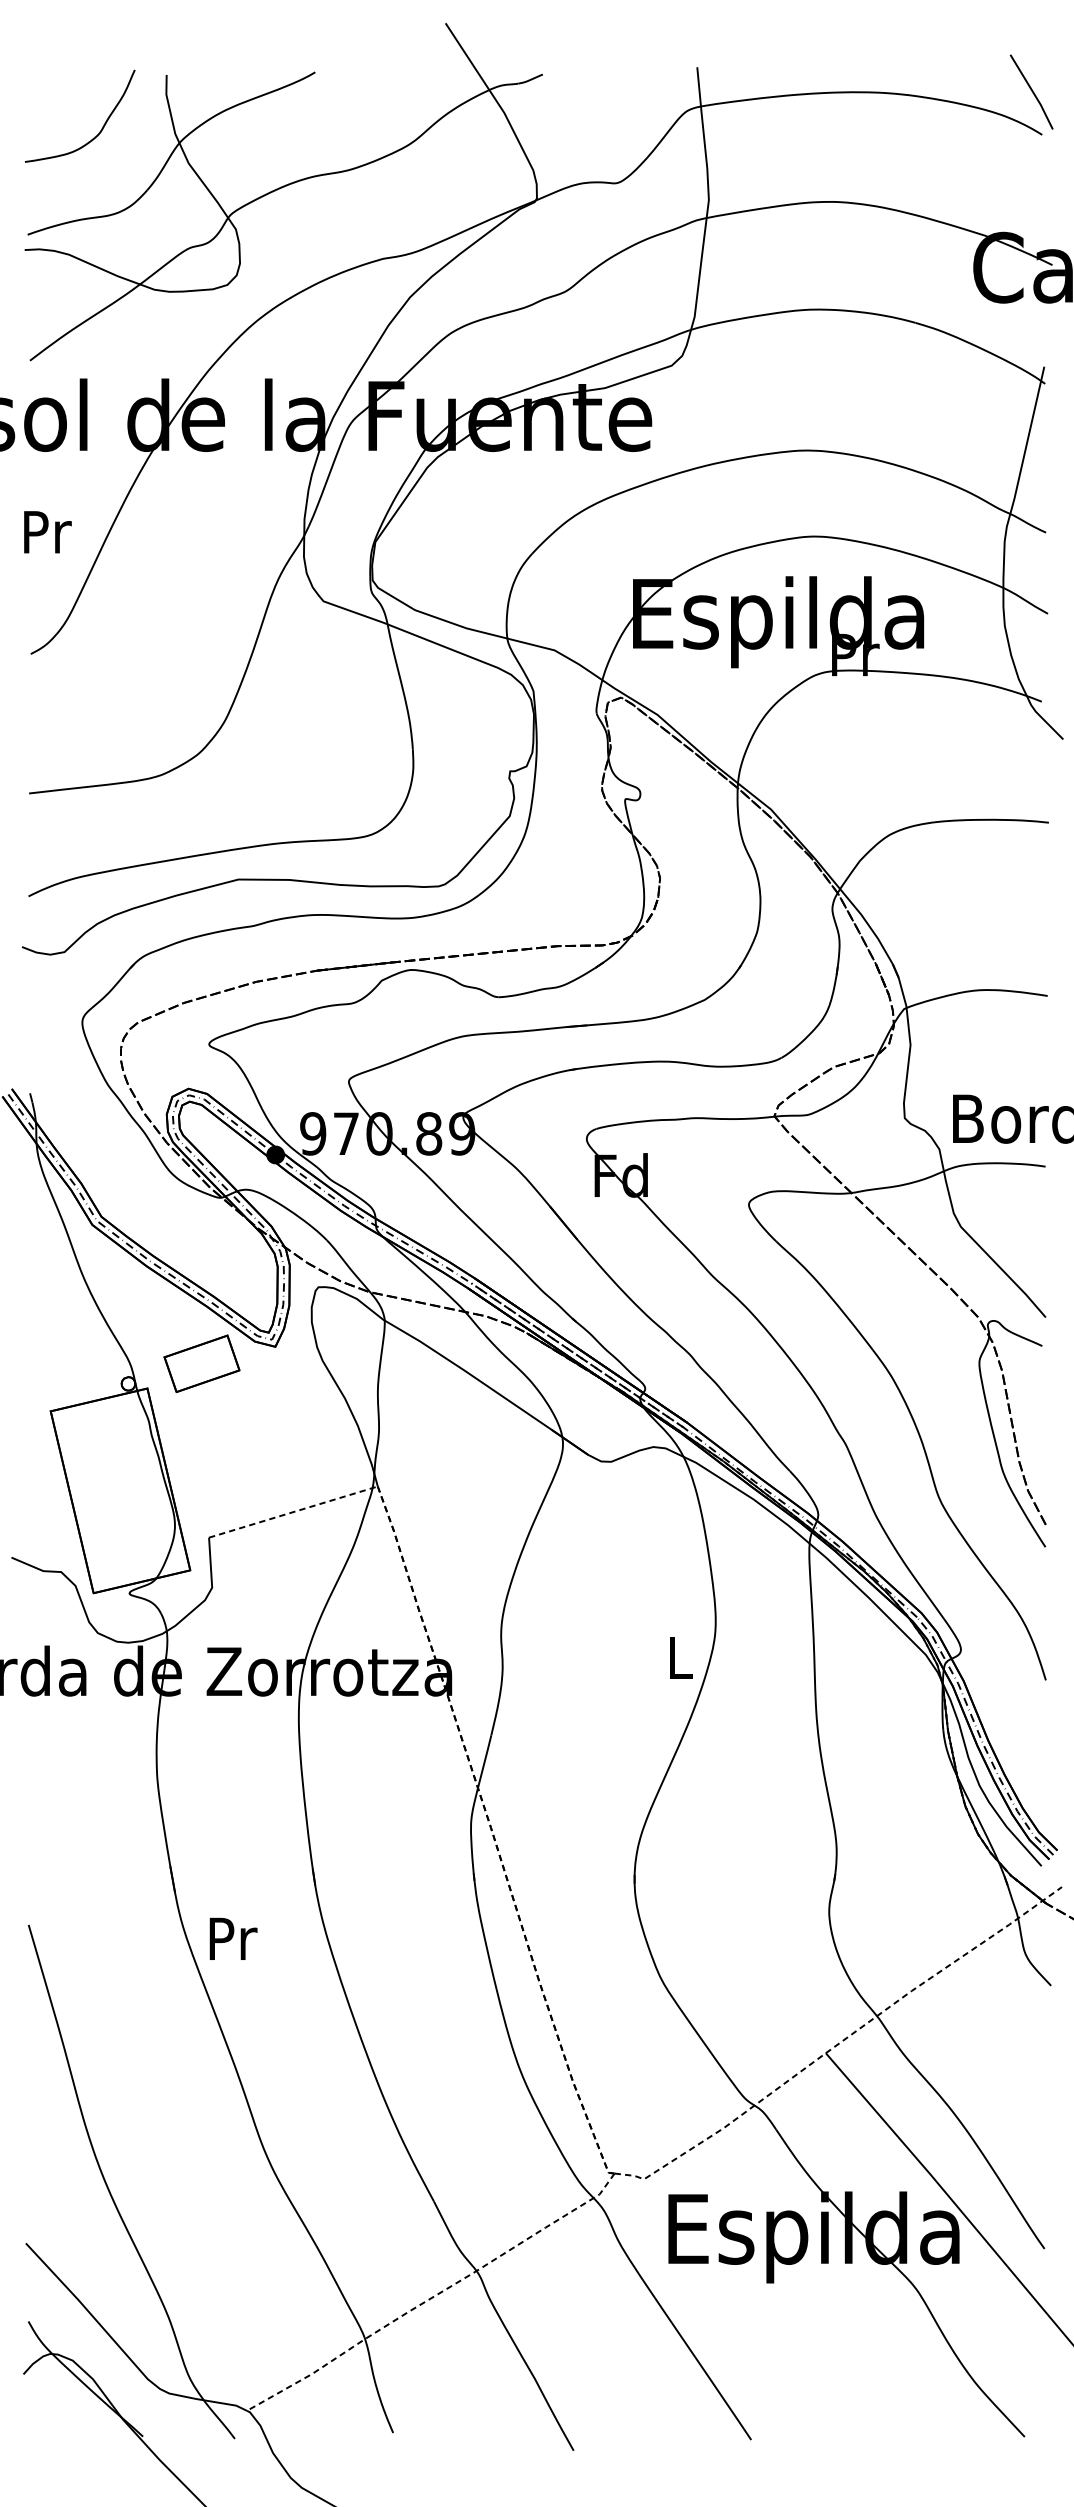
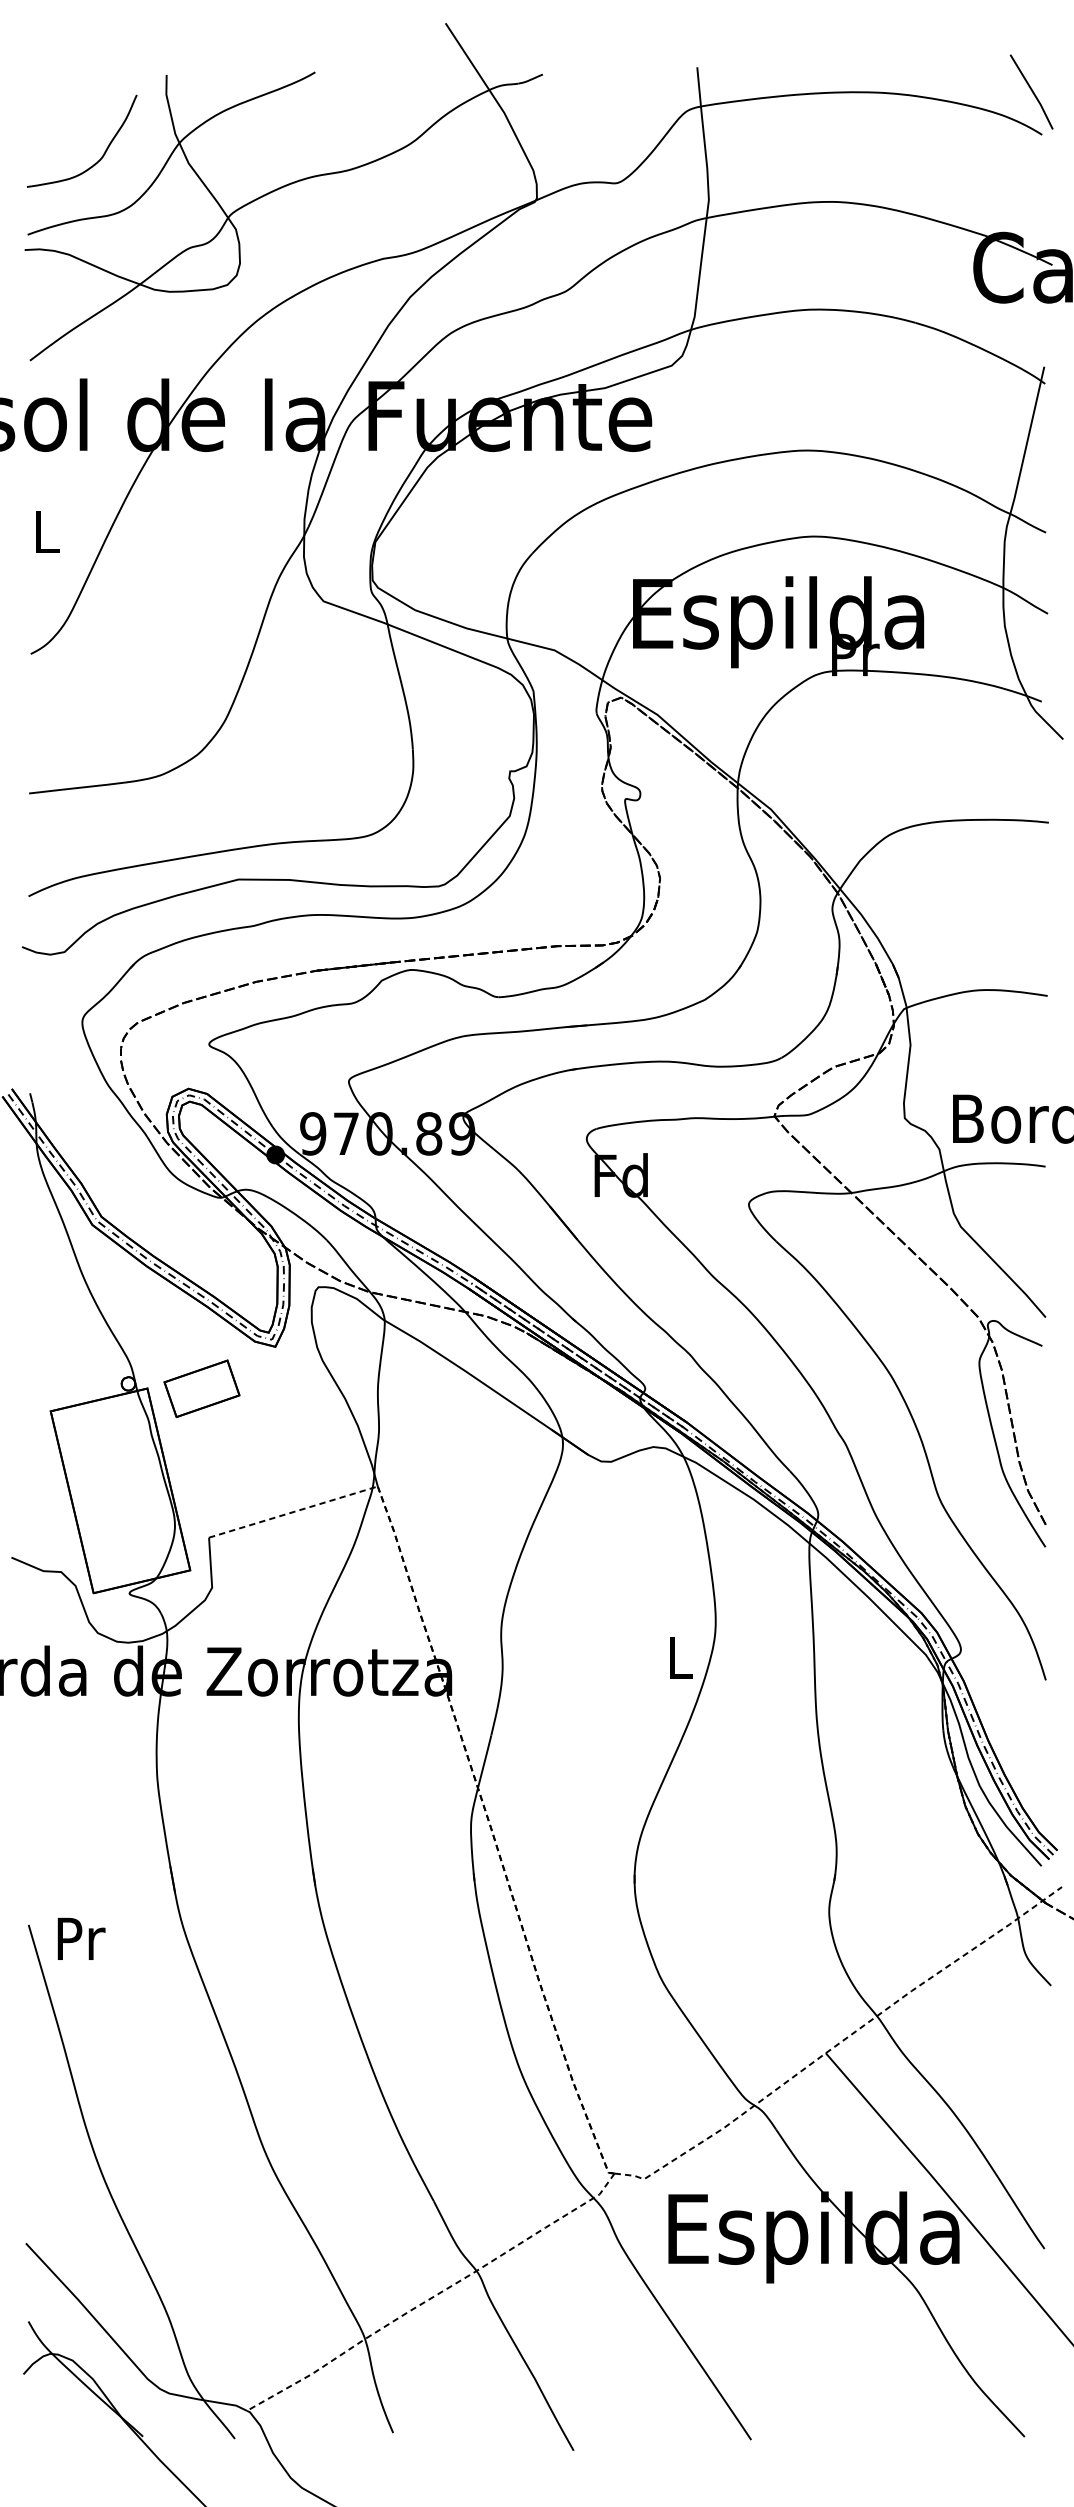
curve position: (102, 126) -> (104, 151) (104, 151)
text: Pr -> L (47, 532)
part position: (201, 1363) -> (201, 1388) (201, 1388)
text position: (233, 1938) -> (81, 1938) (81, 1938)
